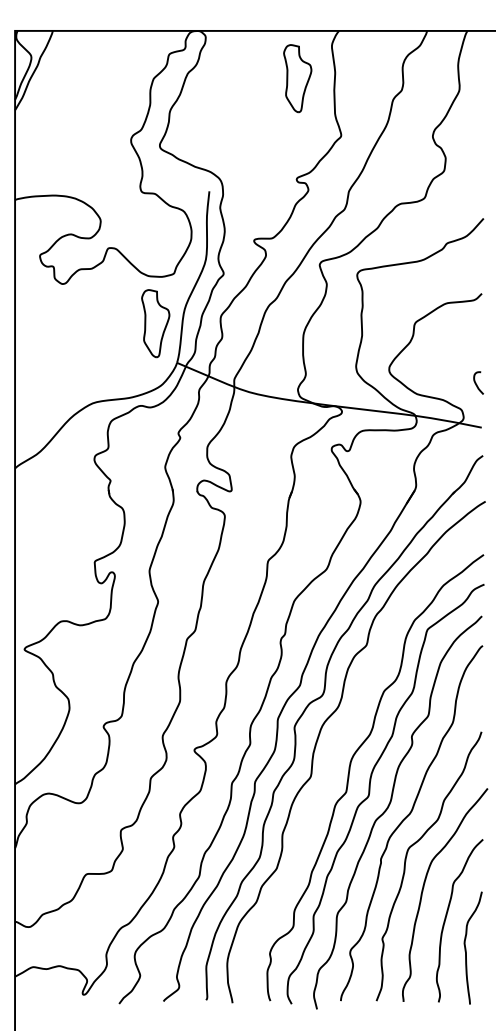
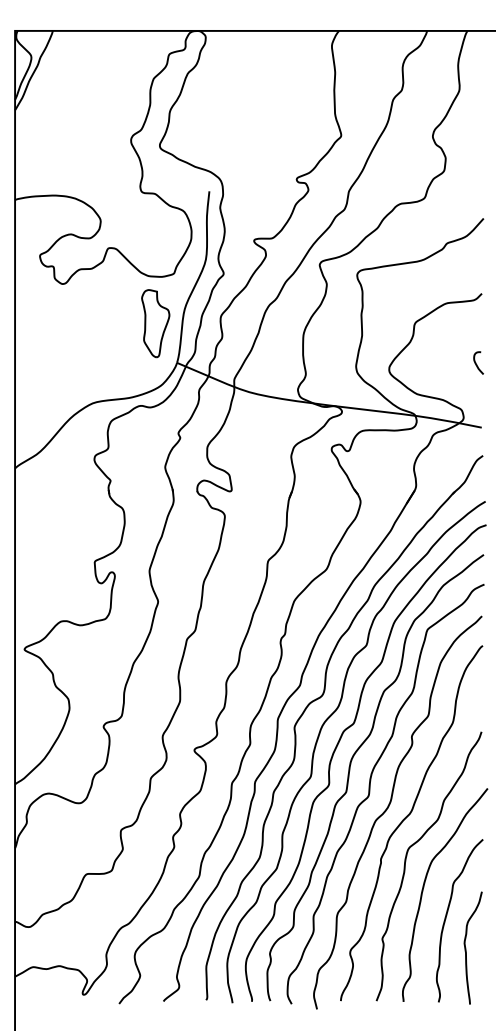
part: present -> none (297, 78)
curve position: (476, 382) -> (476, 362) (476, 362)
curve: none -> present (337, 747)
